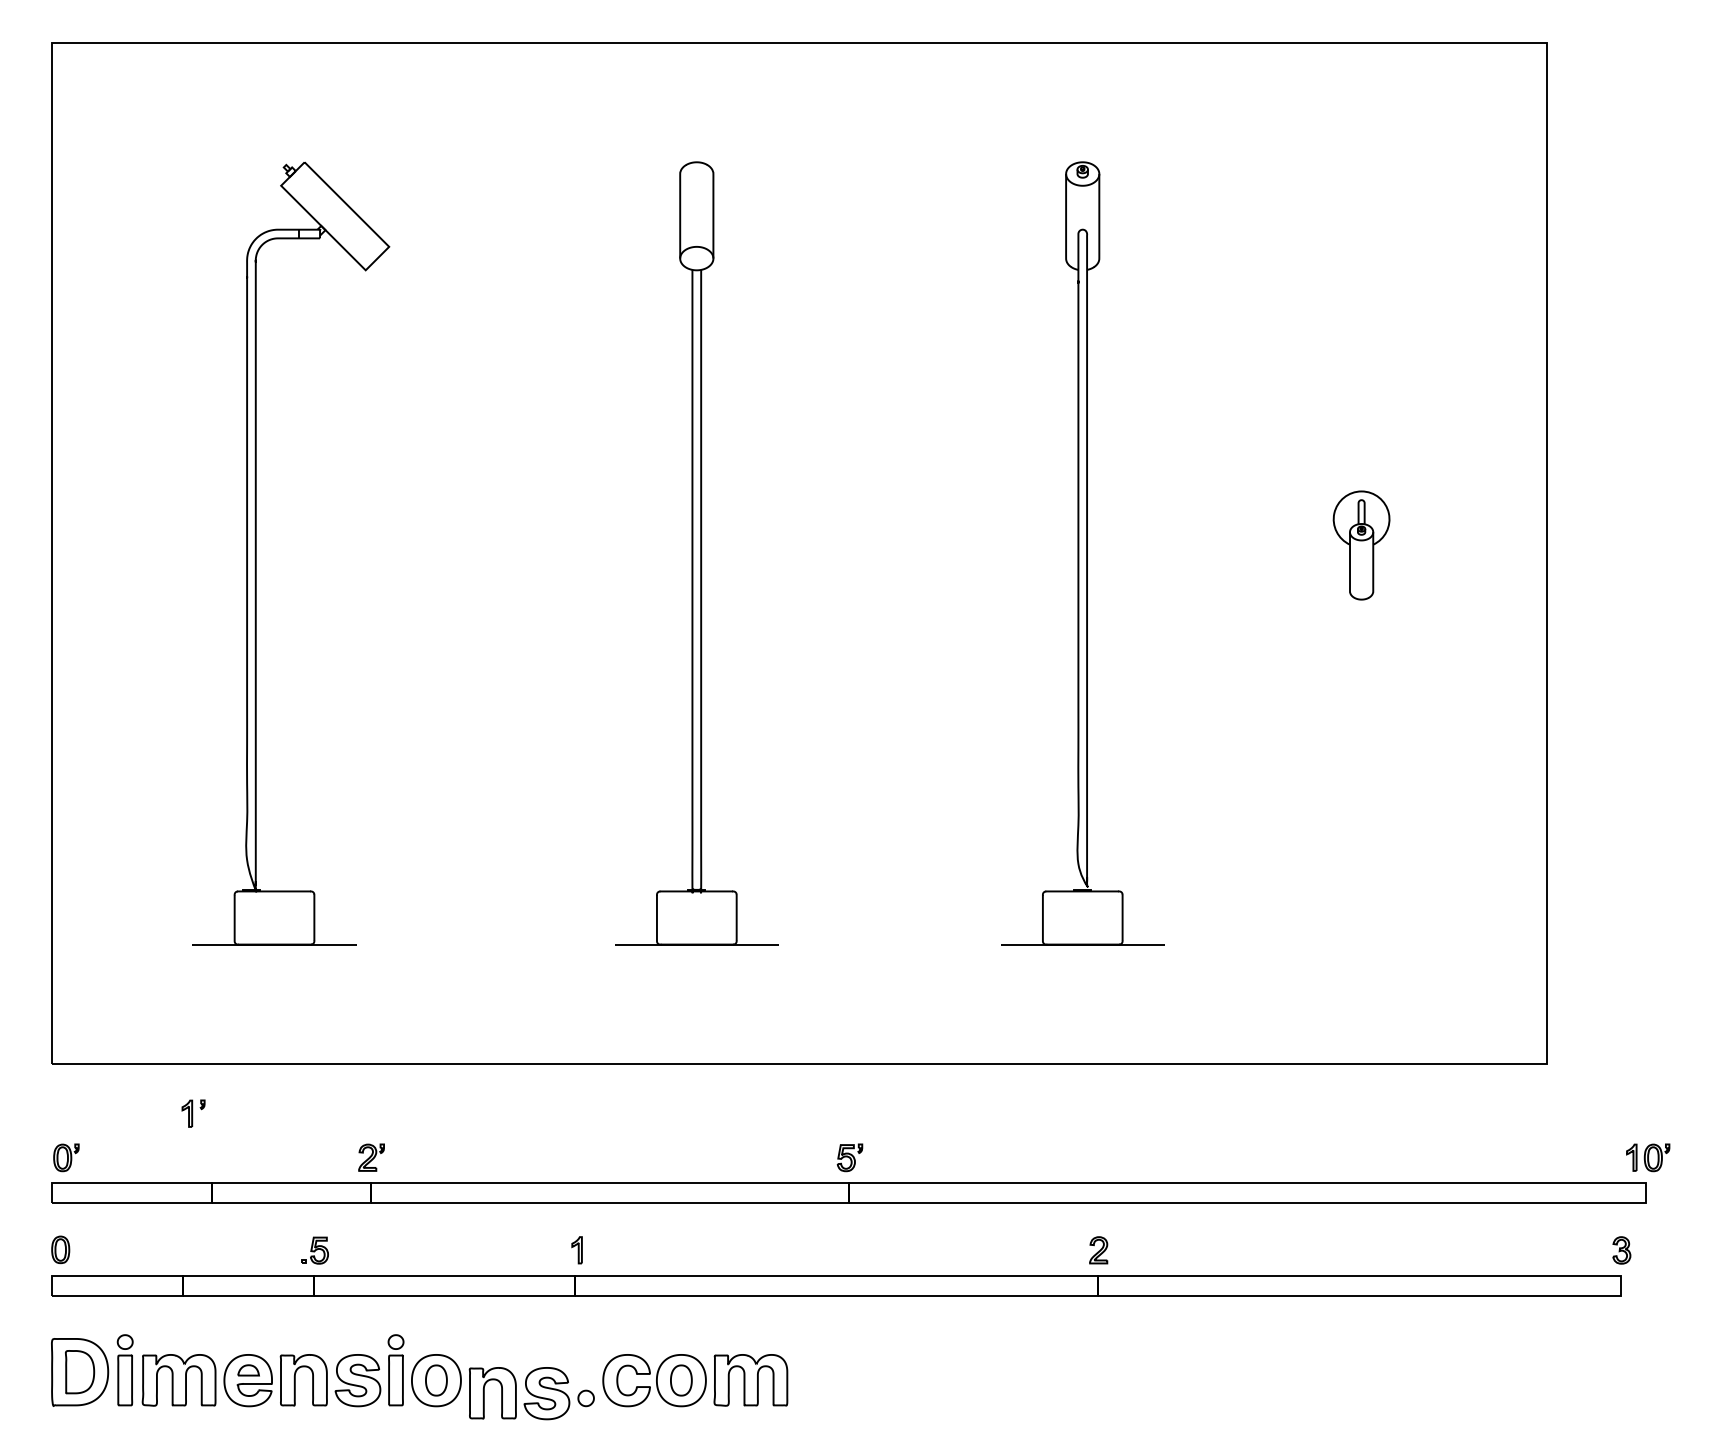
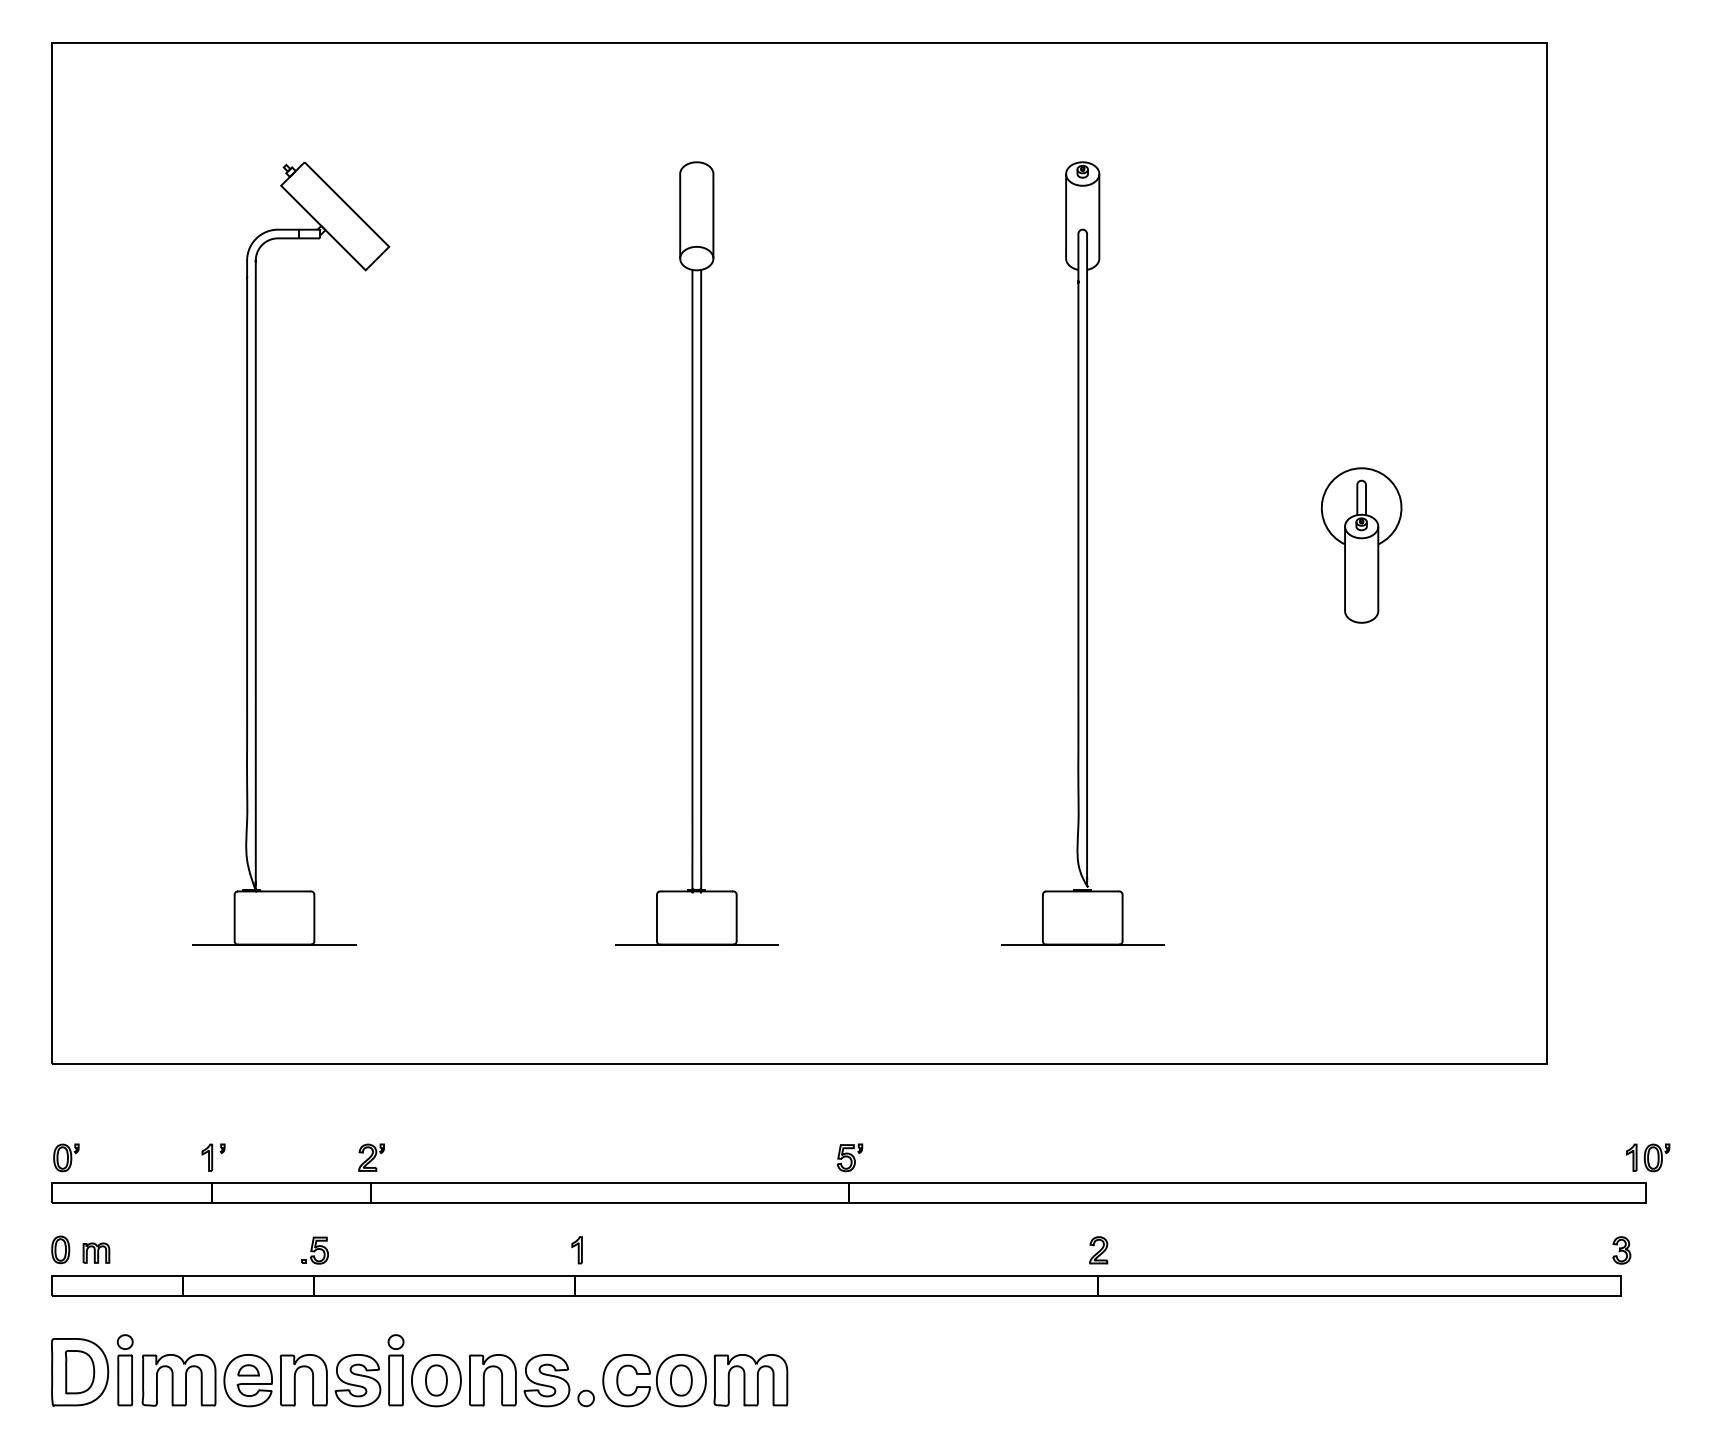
part size: 59x111 px -> 83x157 px (1361, 545)
part position: (193, 1113) -> (213, 1157) (213, 1157)
part: none -> present (96, 1252)
part position: (519, 1393) -> (519, 1380) (519, 1380)
